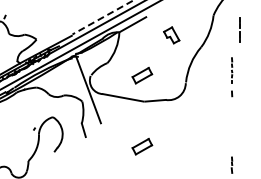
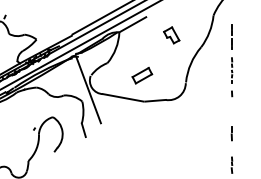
line: dashed -> solid (103, 17)
line position: (239, 28) -> (231, 35) (231, 35)
line: none -> present (231, 133)
part: present -> none (142, 146)
